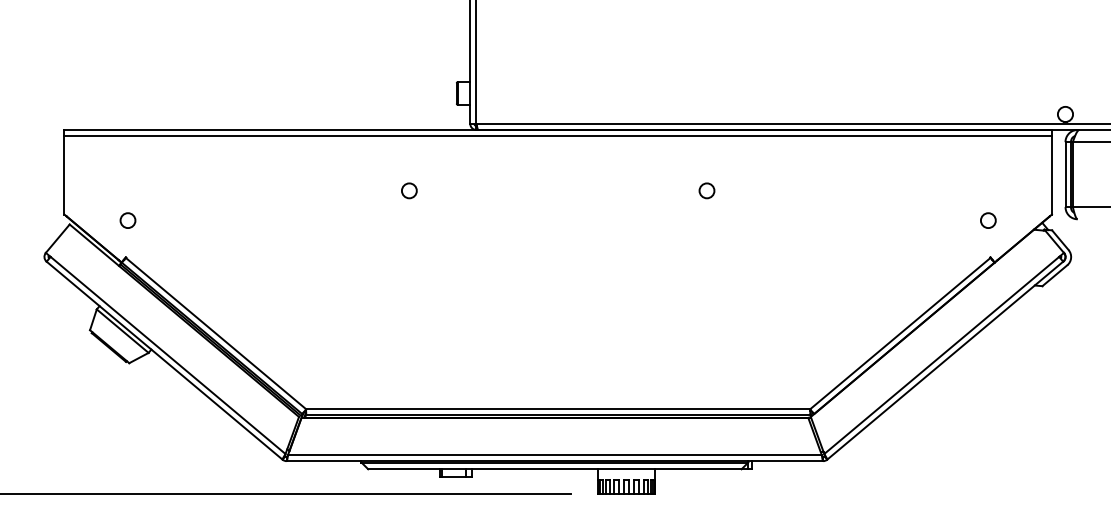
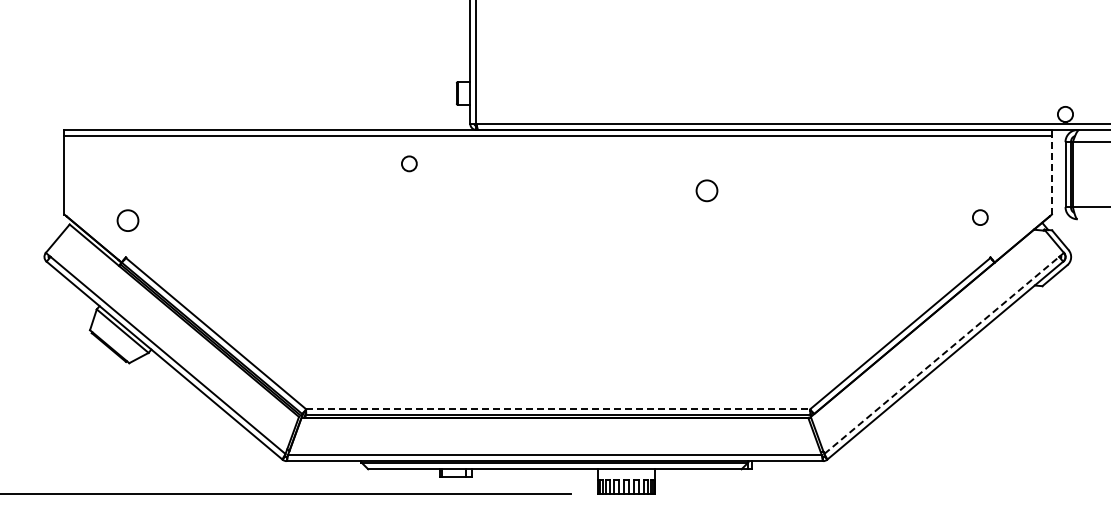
line: solid -> dashed (1051, 174)
circle position: (409, 190) -> (409, 163) (409, 163)
circle size: 18x18 px -> 24x24 px (706, 190)
circle size: 18x17 px -> 24x23 px (127, 220)
circle position: (988, 220) -> (980, 217) (980, 217)
line: solid -> dashed (942, 355)
line: solid -> dashed (558, 409)
